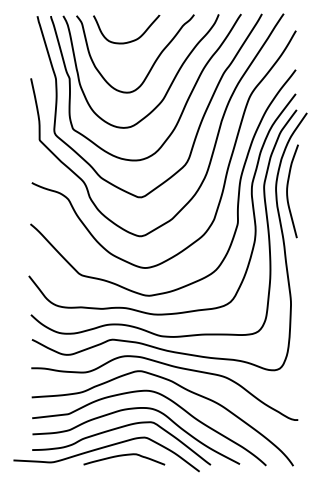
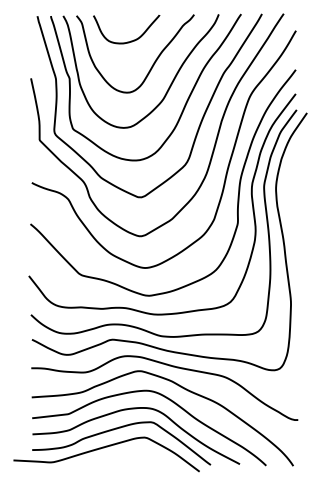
curve: present -> none (287, 191)
curve: present -> none (123, 456)
